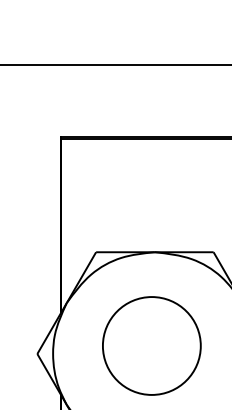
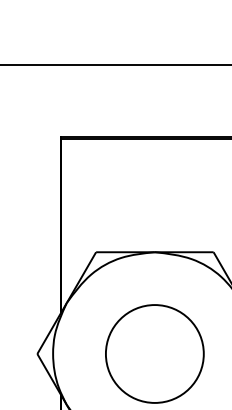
circle position: (151, 345) -> (154, 353) (154, 353)
